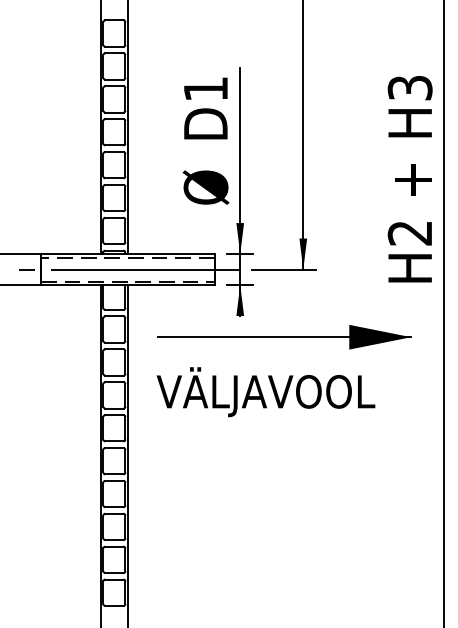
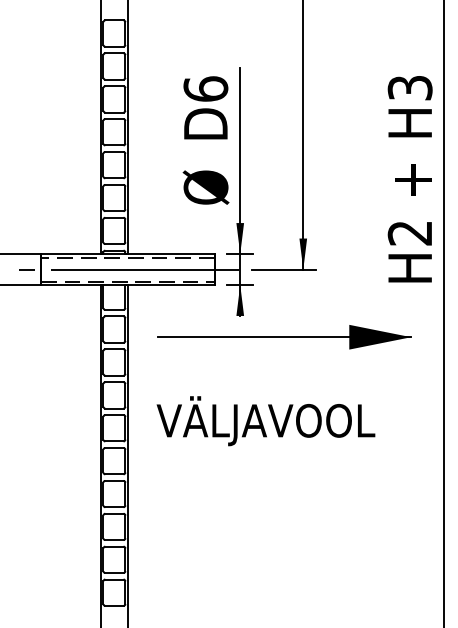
text: D1 -> D6 (205, 88)
text position: (265, 392) -> (265, 421) (265, 421)
